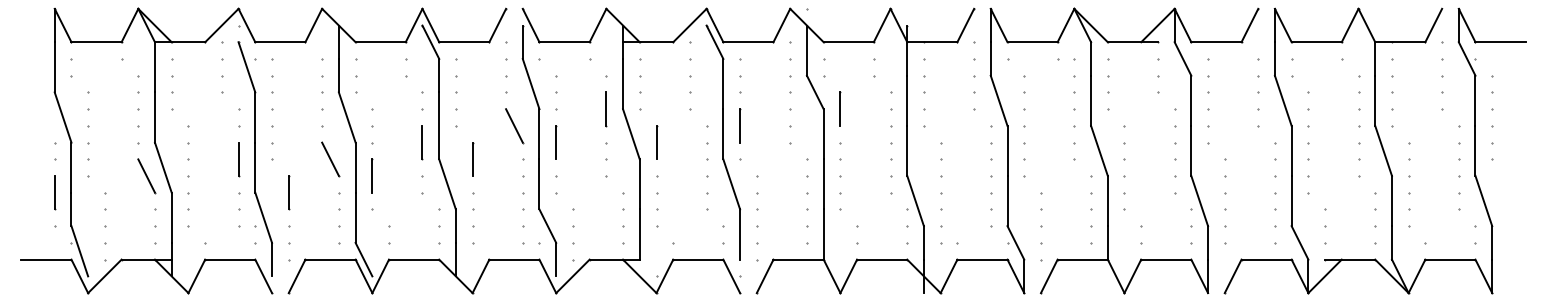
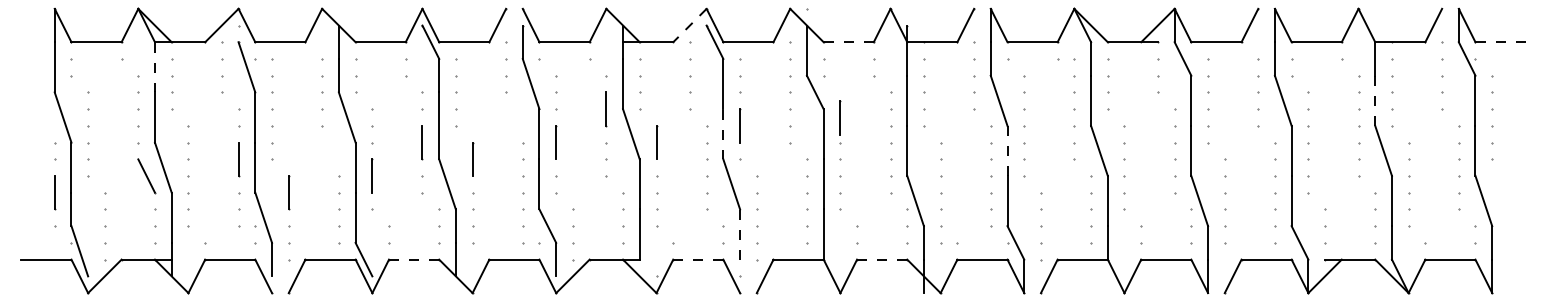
line: solid -> dashed (689, 25)
line: solid -> dashed (848, 42)
line: solid -> dashed (1500, 42)
line: solid -> dashed (154, 66)
line: solid -> dashed (1375, 100)
line position: (840, 108) -> (840, 117) (840, 117)
line: present -> none (514, 125)
line: solid -> dashed (723, 133)
line: solid -> dashed (1007, 150)
line: present -> none (330, 158)
line: solid -> dashed (740, 234)
line: solid -> dashed (414, 259)
line: solid -> dashed (698, 259)
line: solid -> dashed (882, 259)
